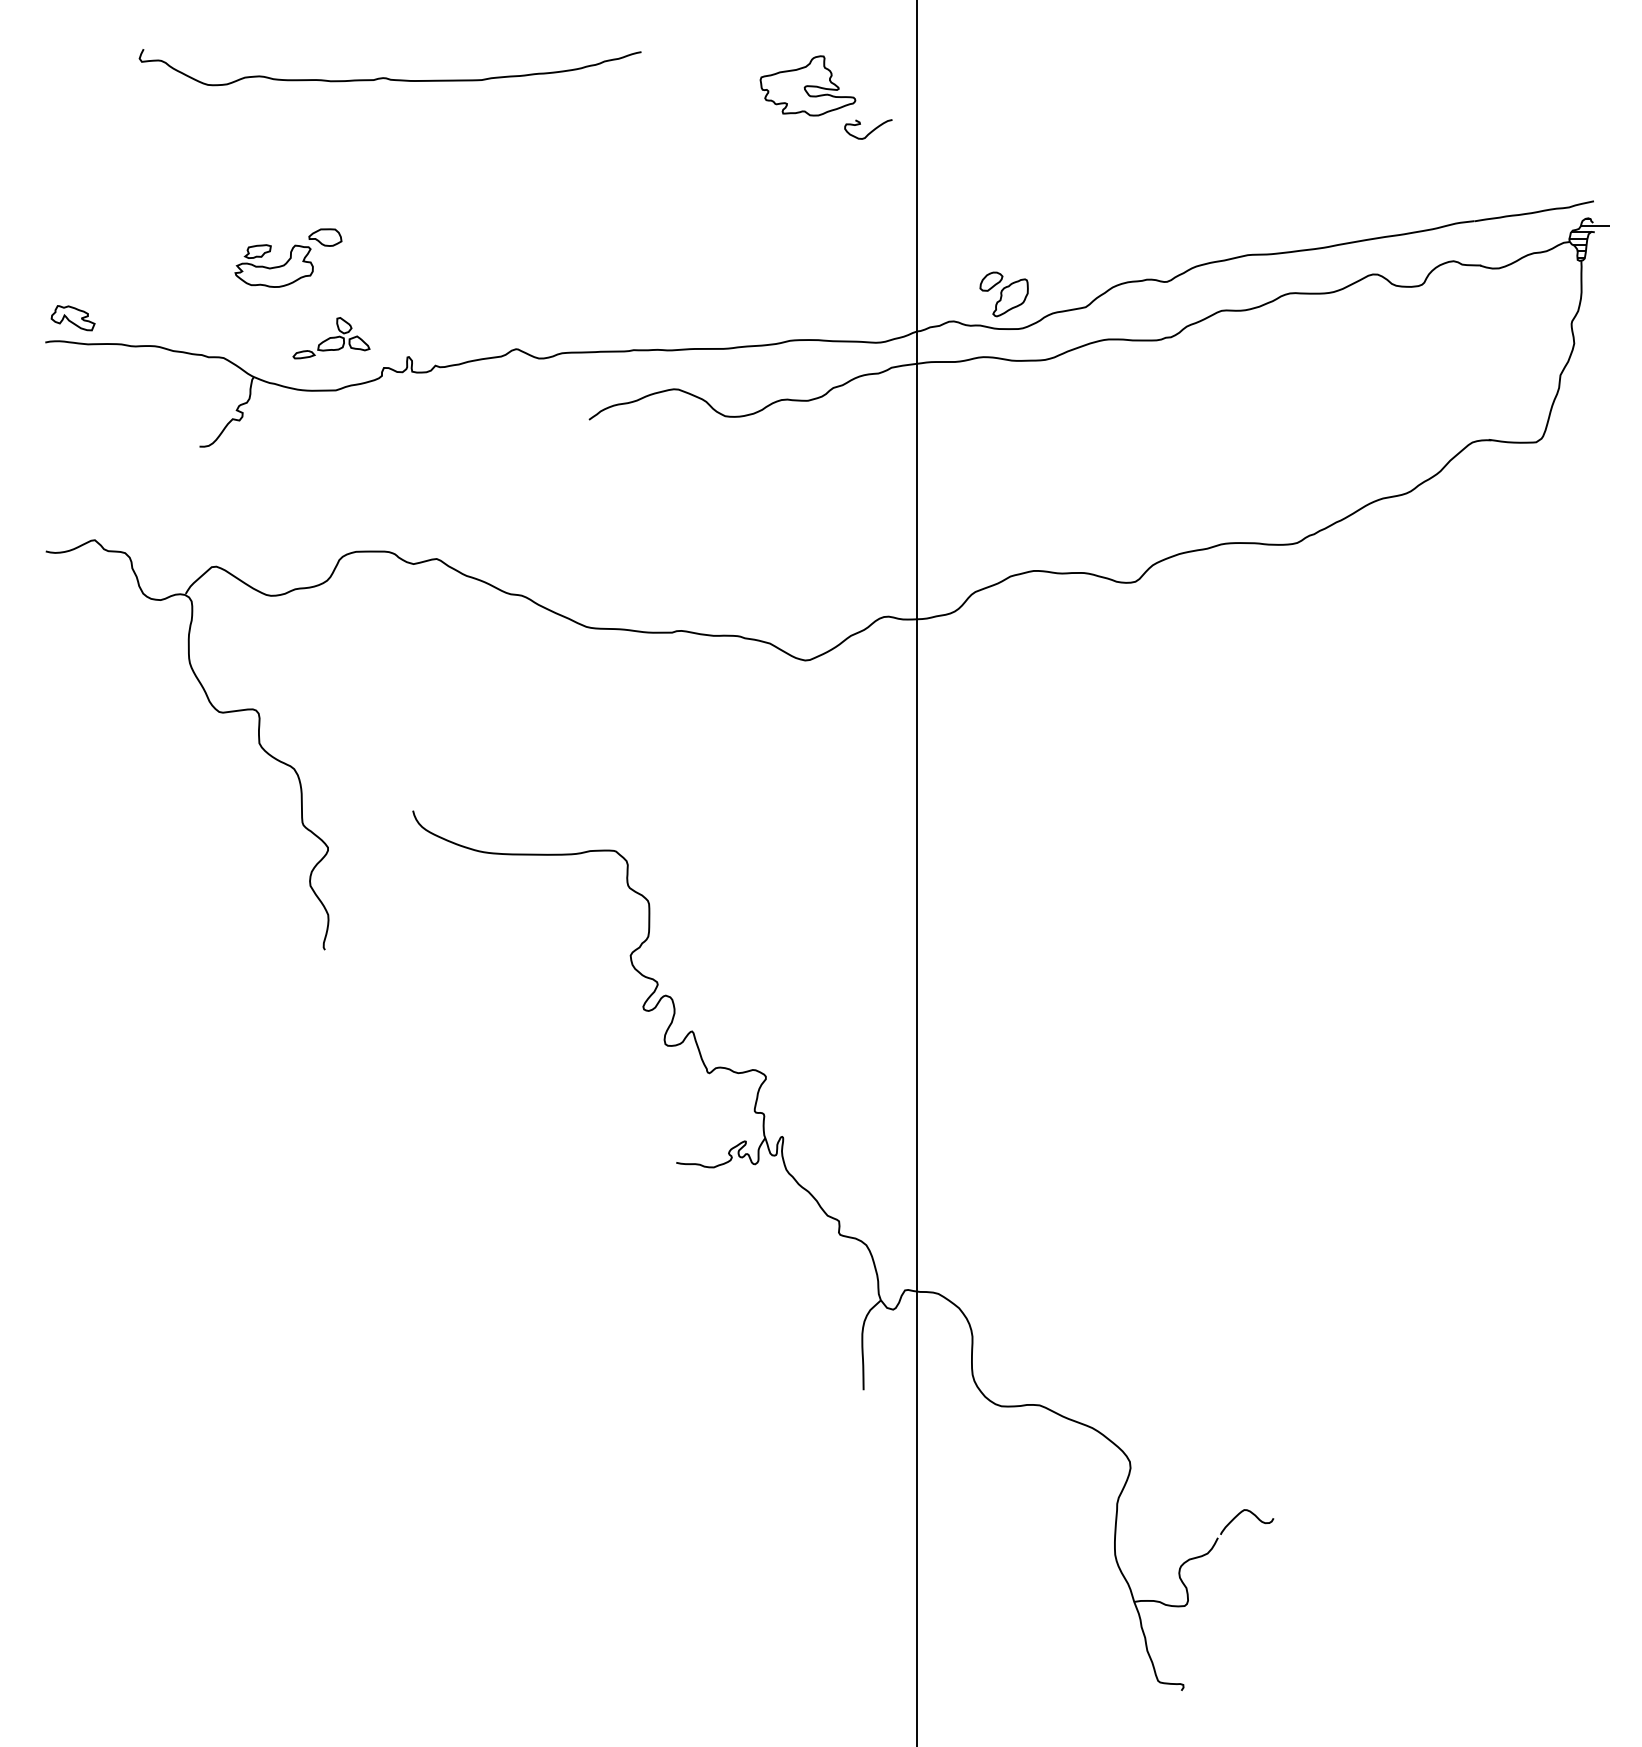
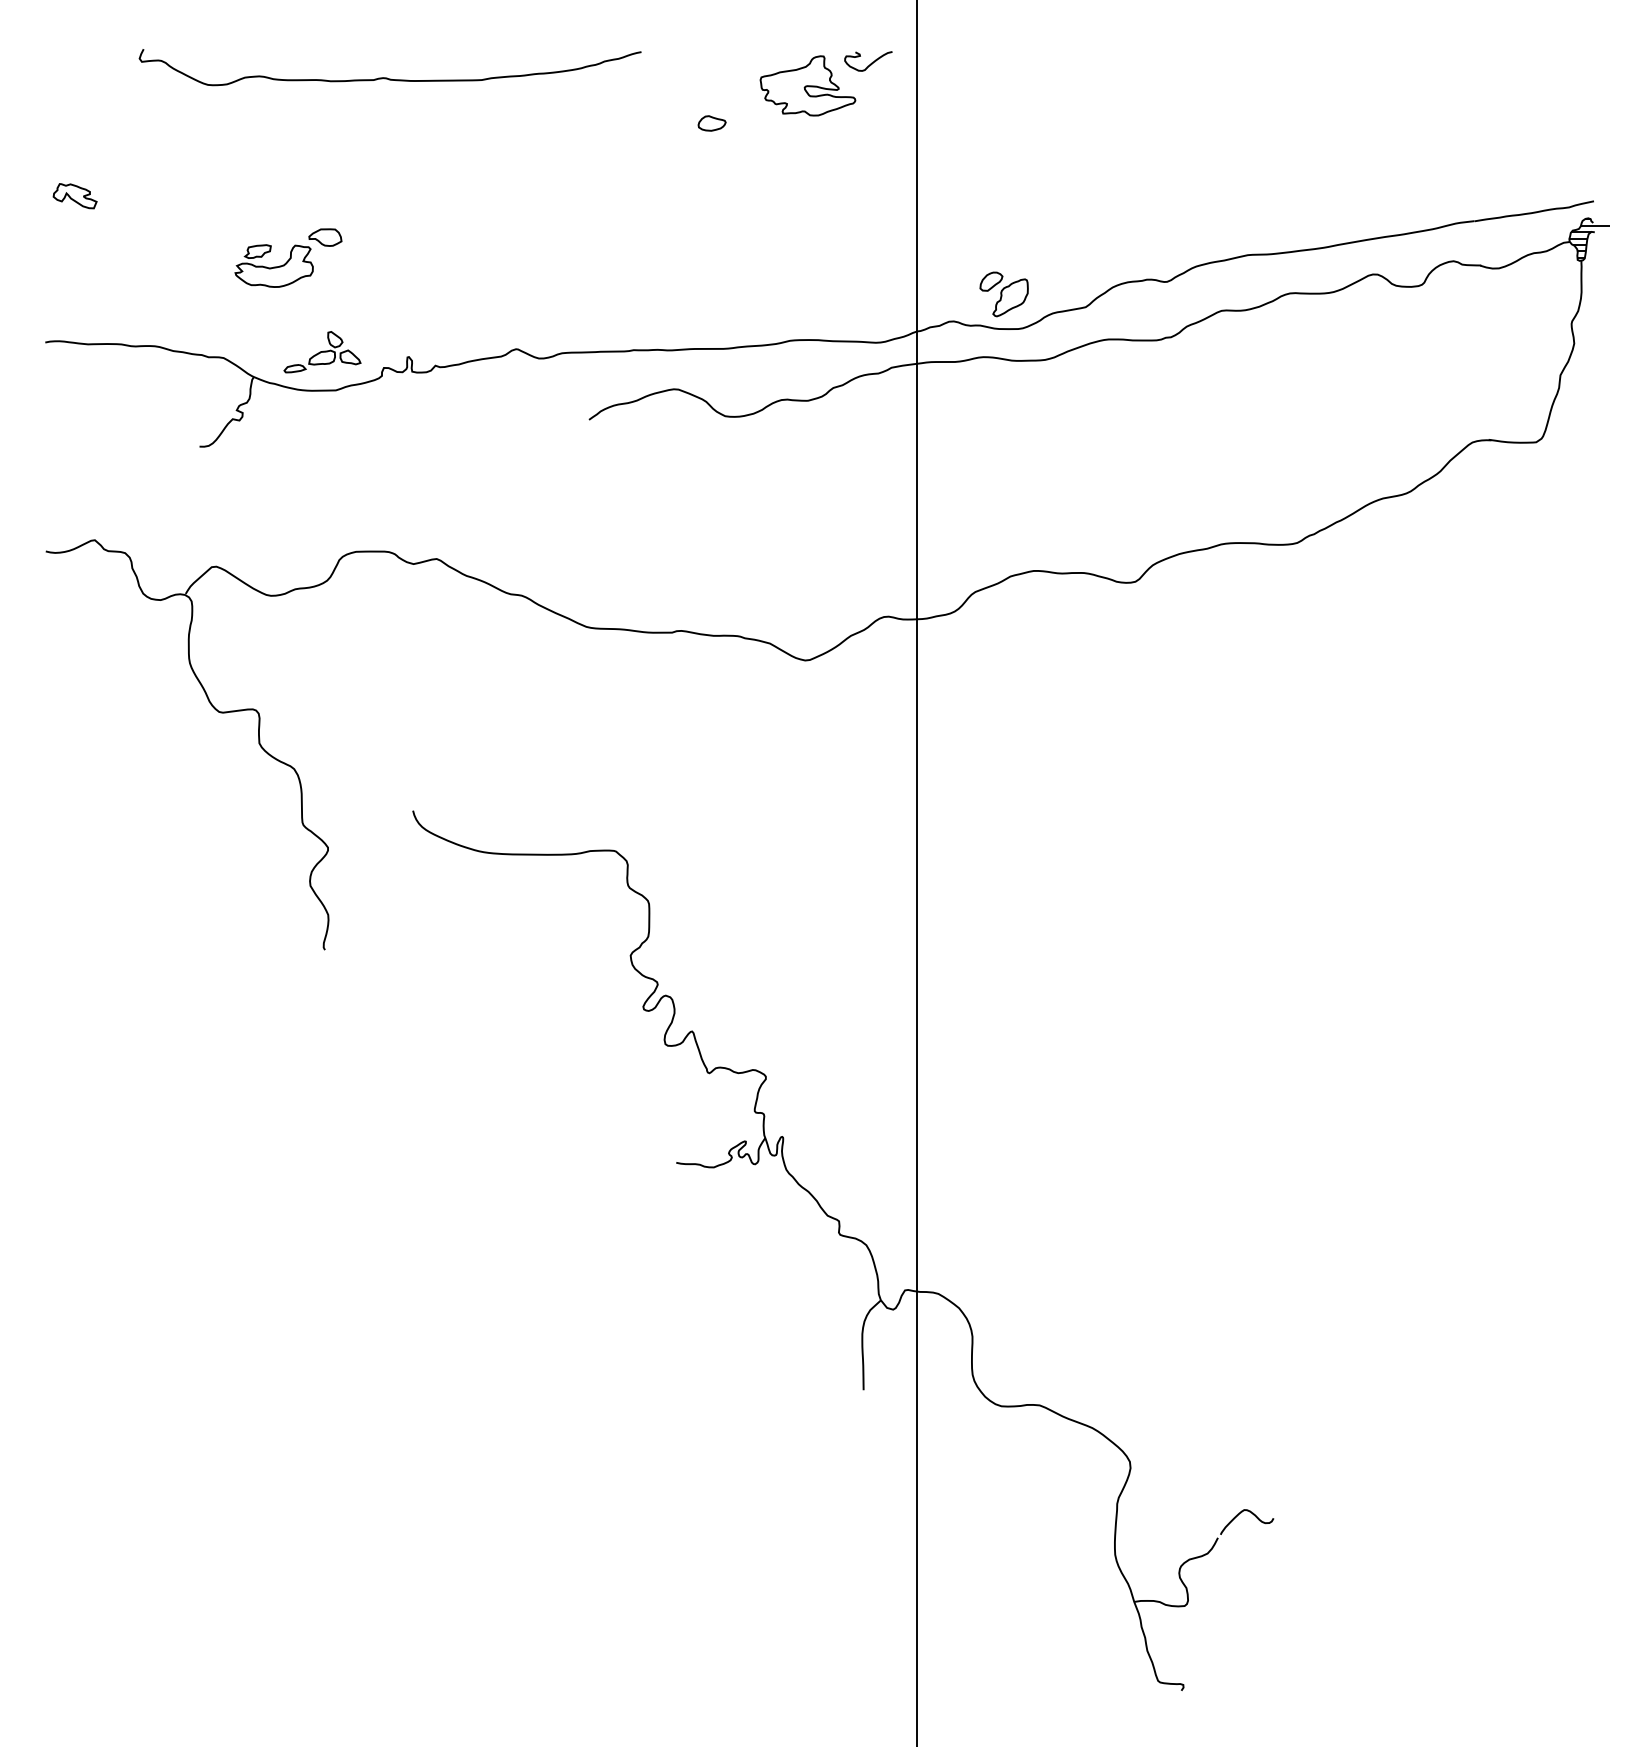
part: none -> present (711, 123)
curve position: (870, 131) -> (870, 63) (870, 63)
part position: (72, 318) -> (74, 196) (74, 196)
part position: (331, 338) -> (322, 352) (322, 352)
